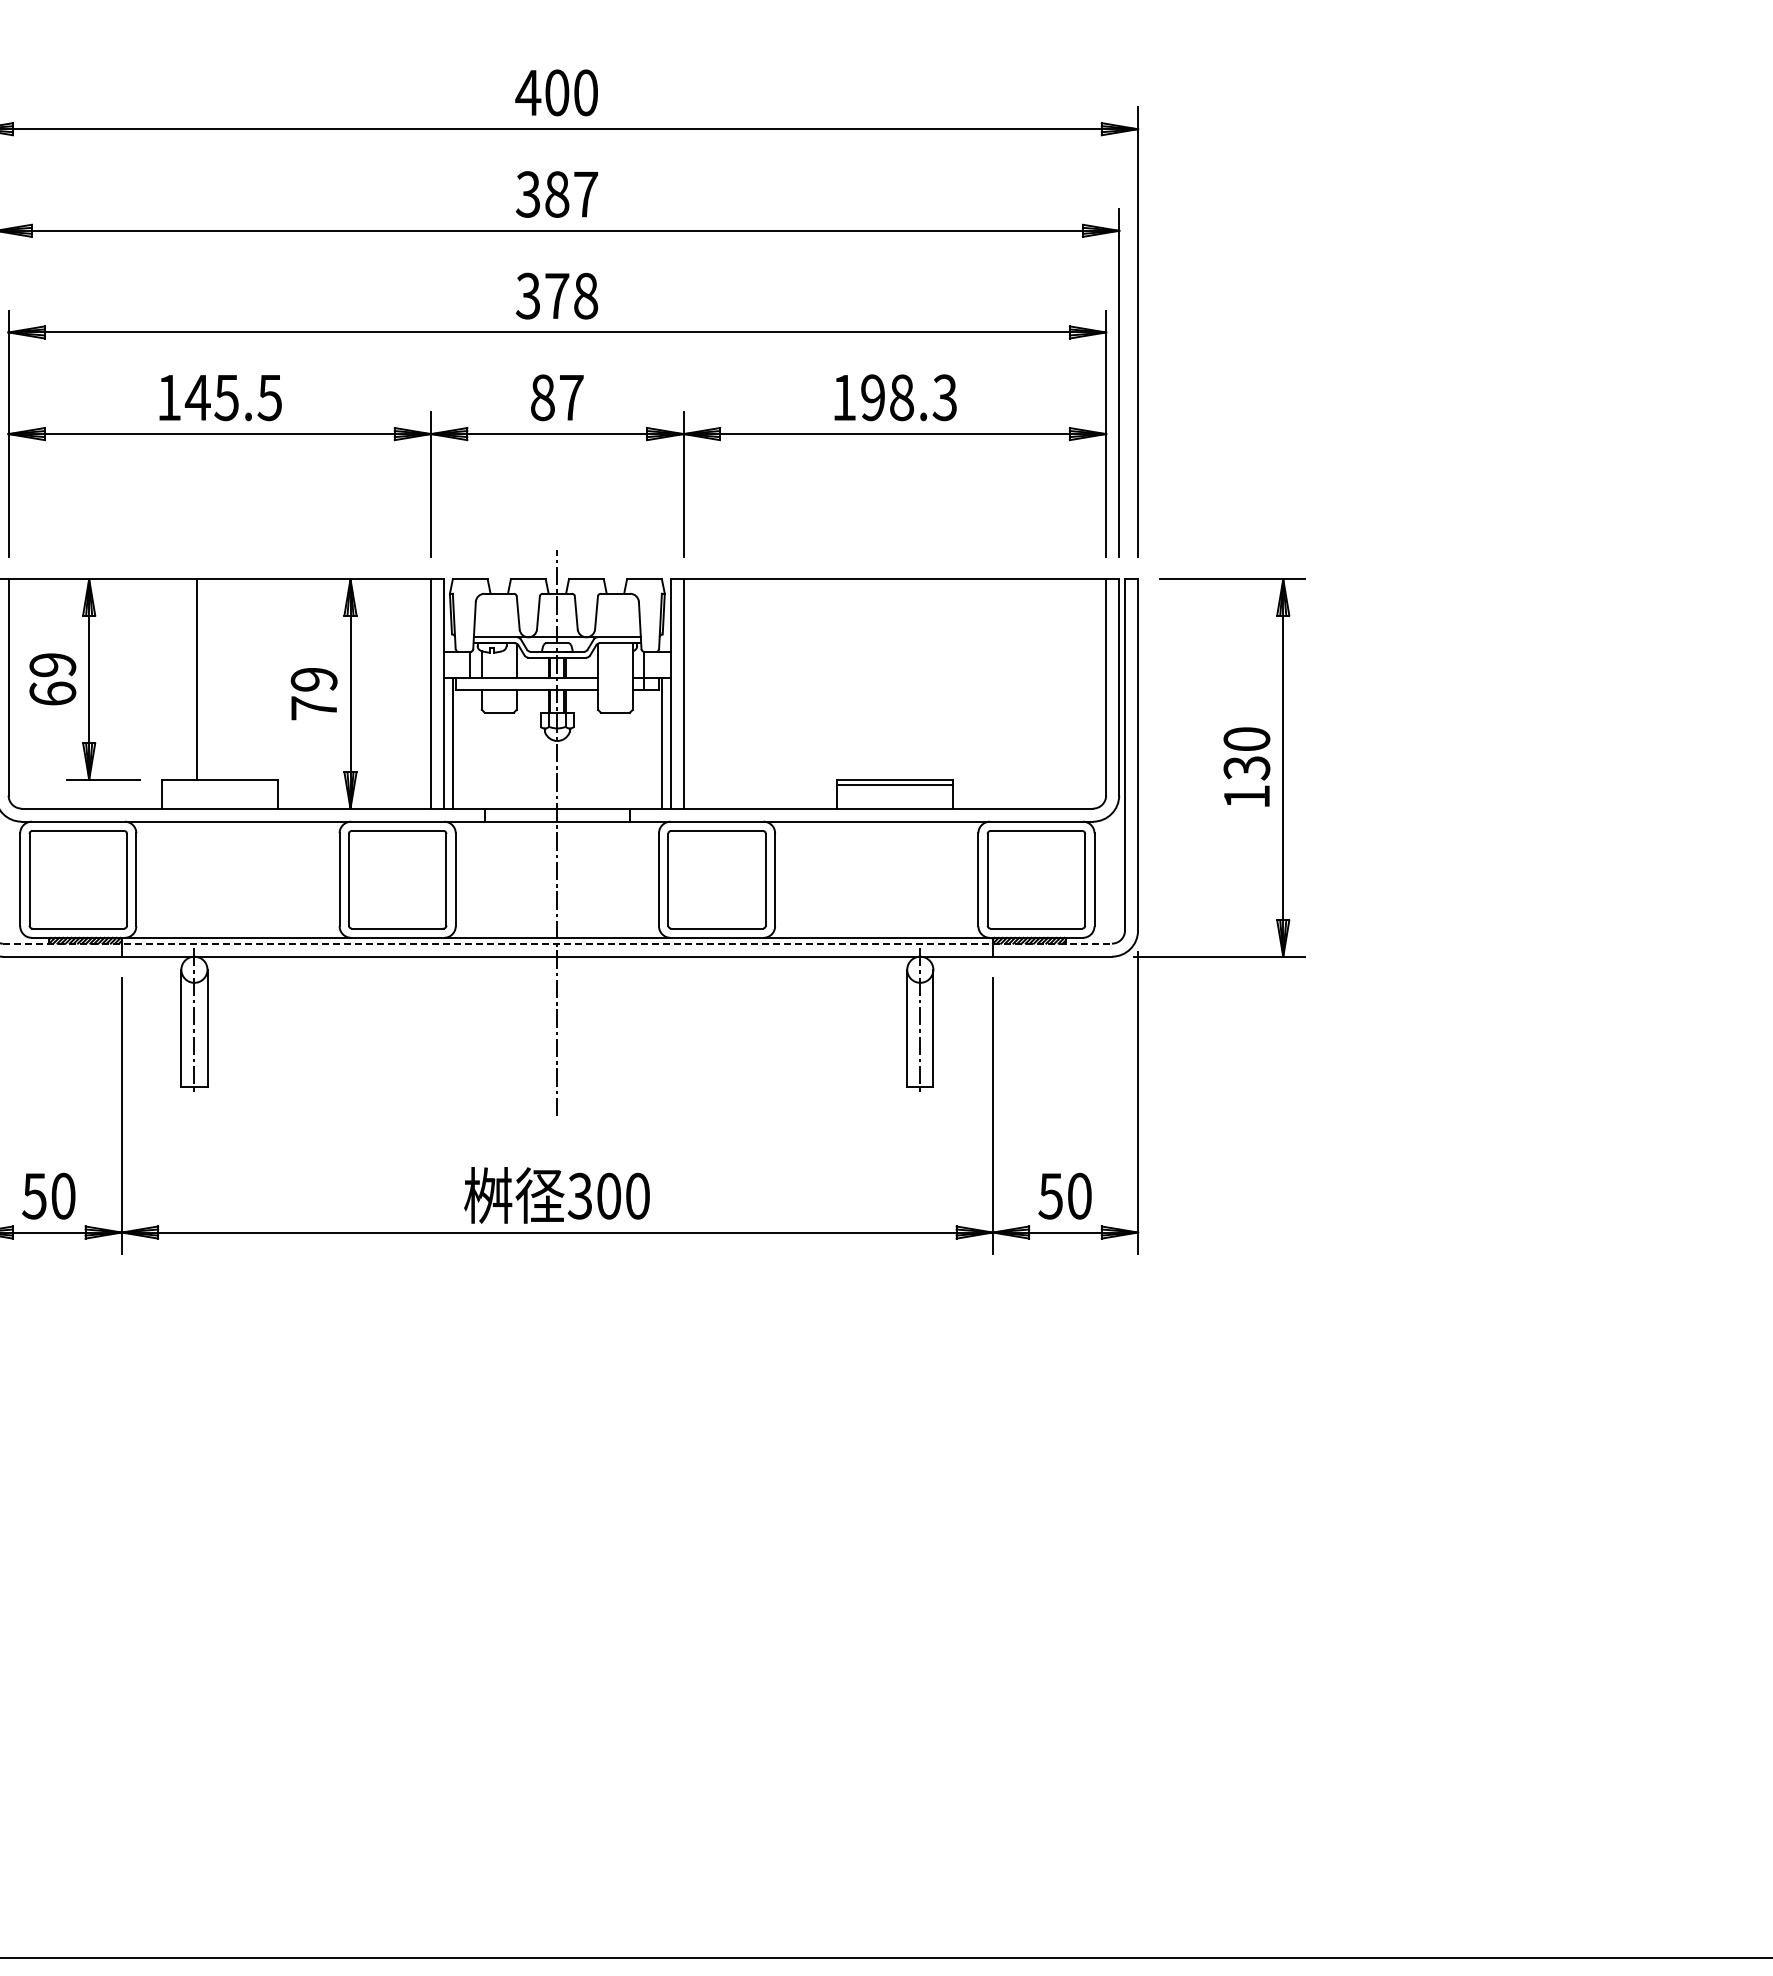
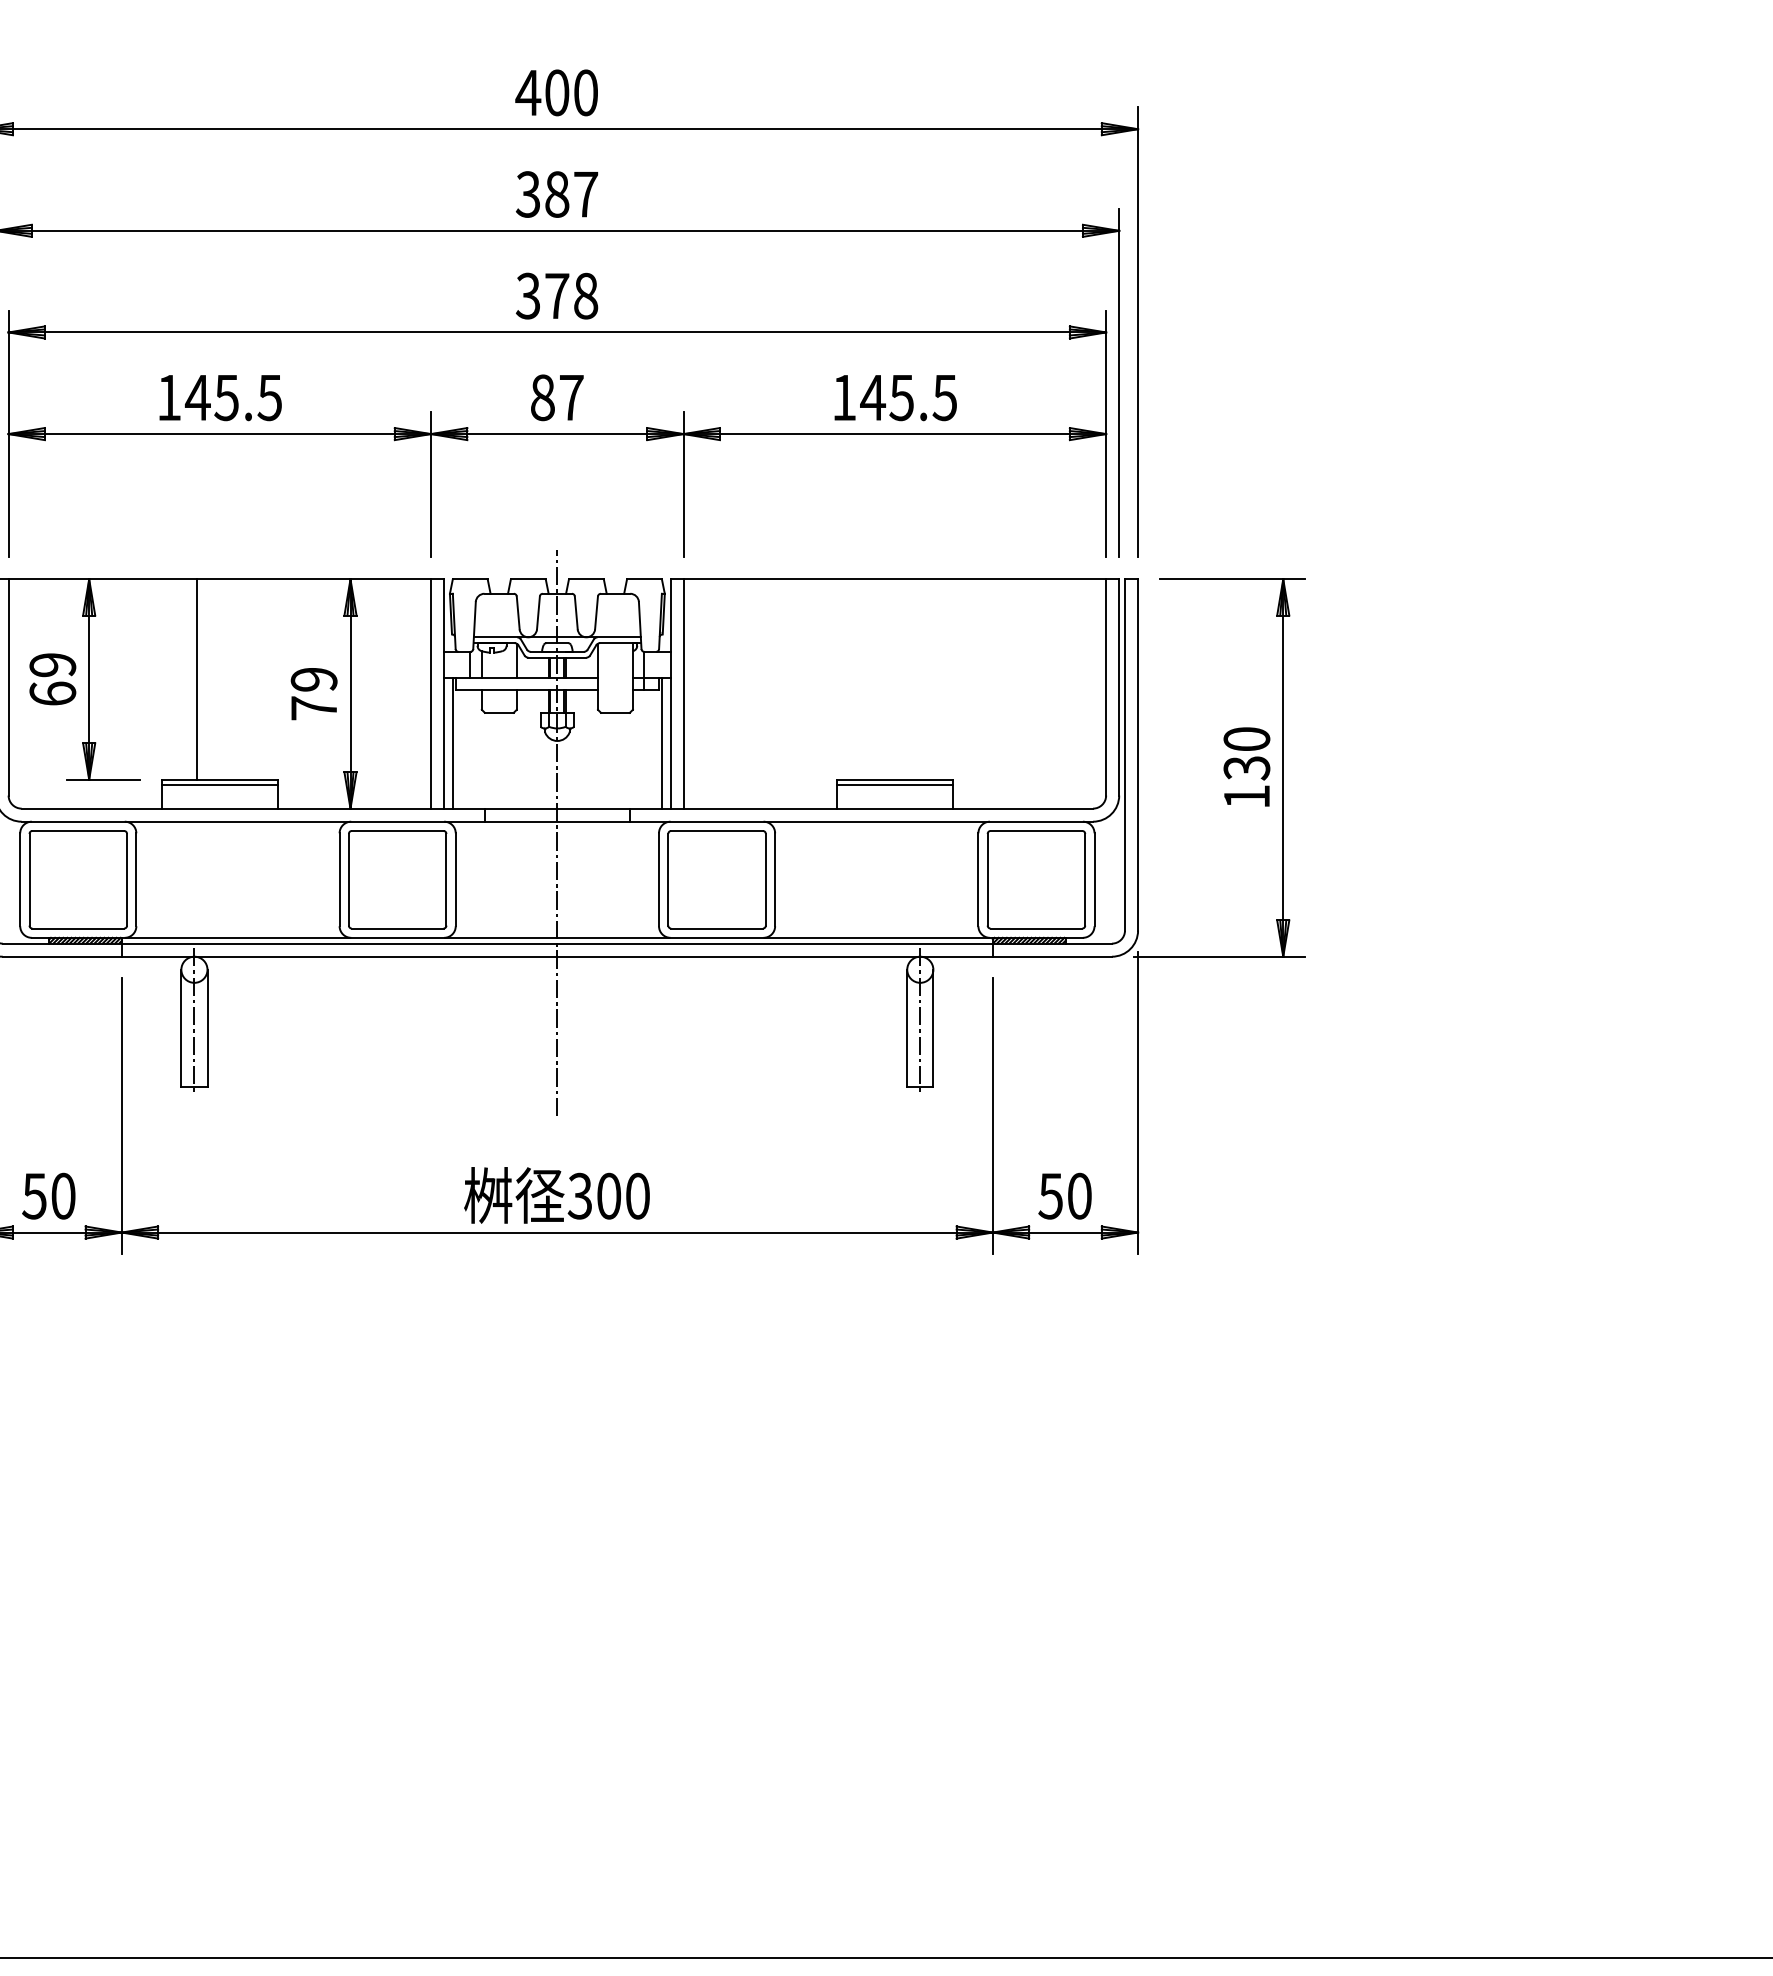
text: 198.3 -> 145.5 (908, 397)
line: none -> present (219, 785)
line: dashed -> solid (557, 943)
